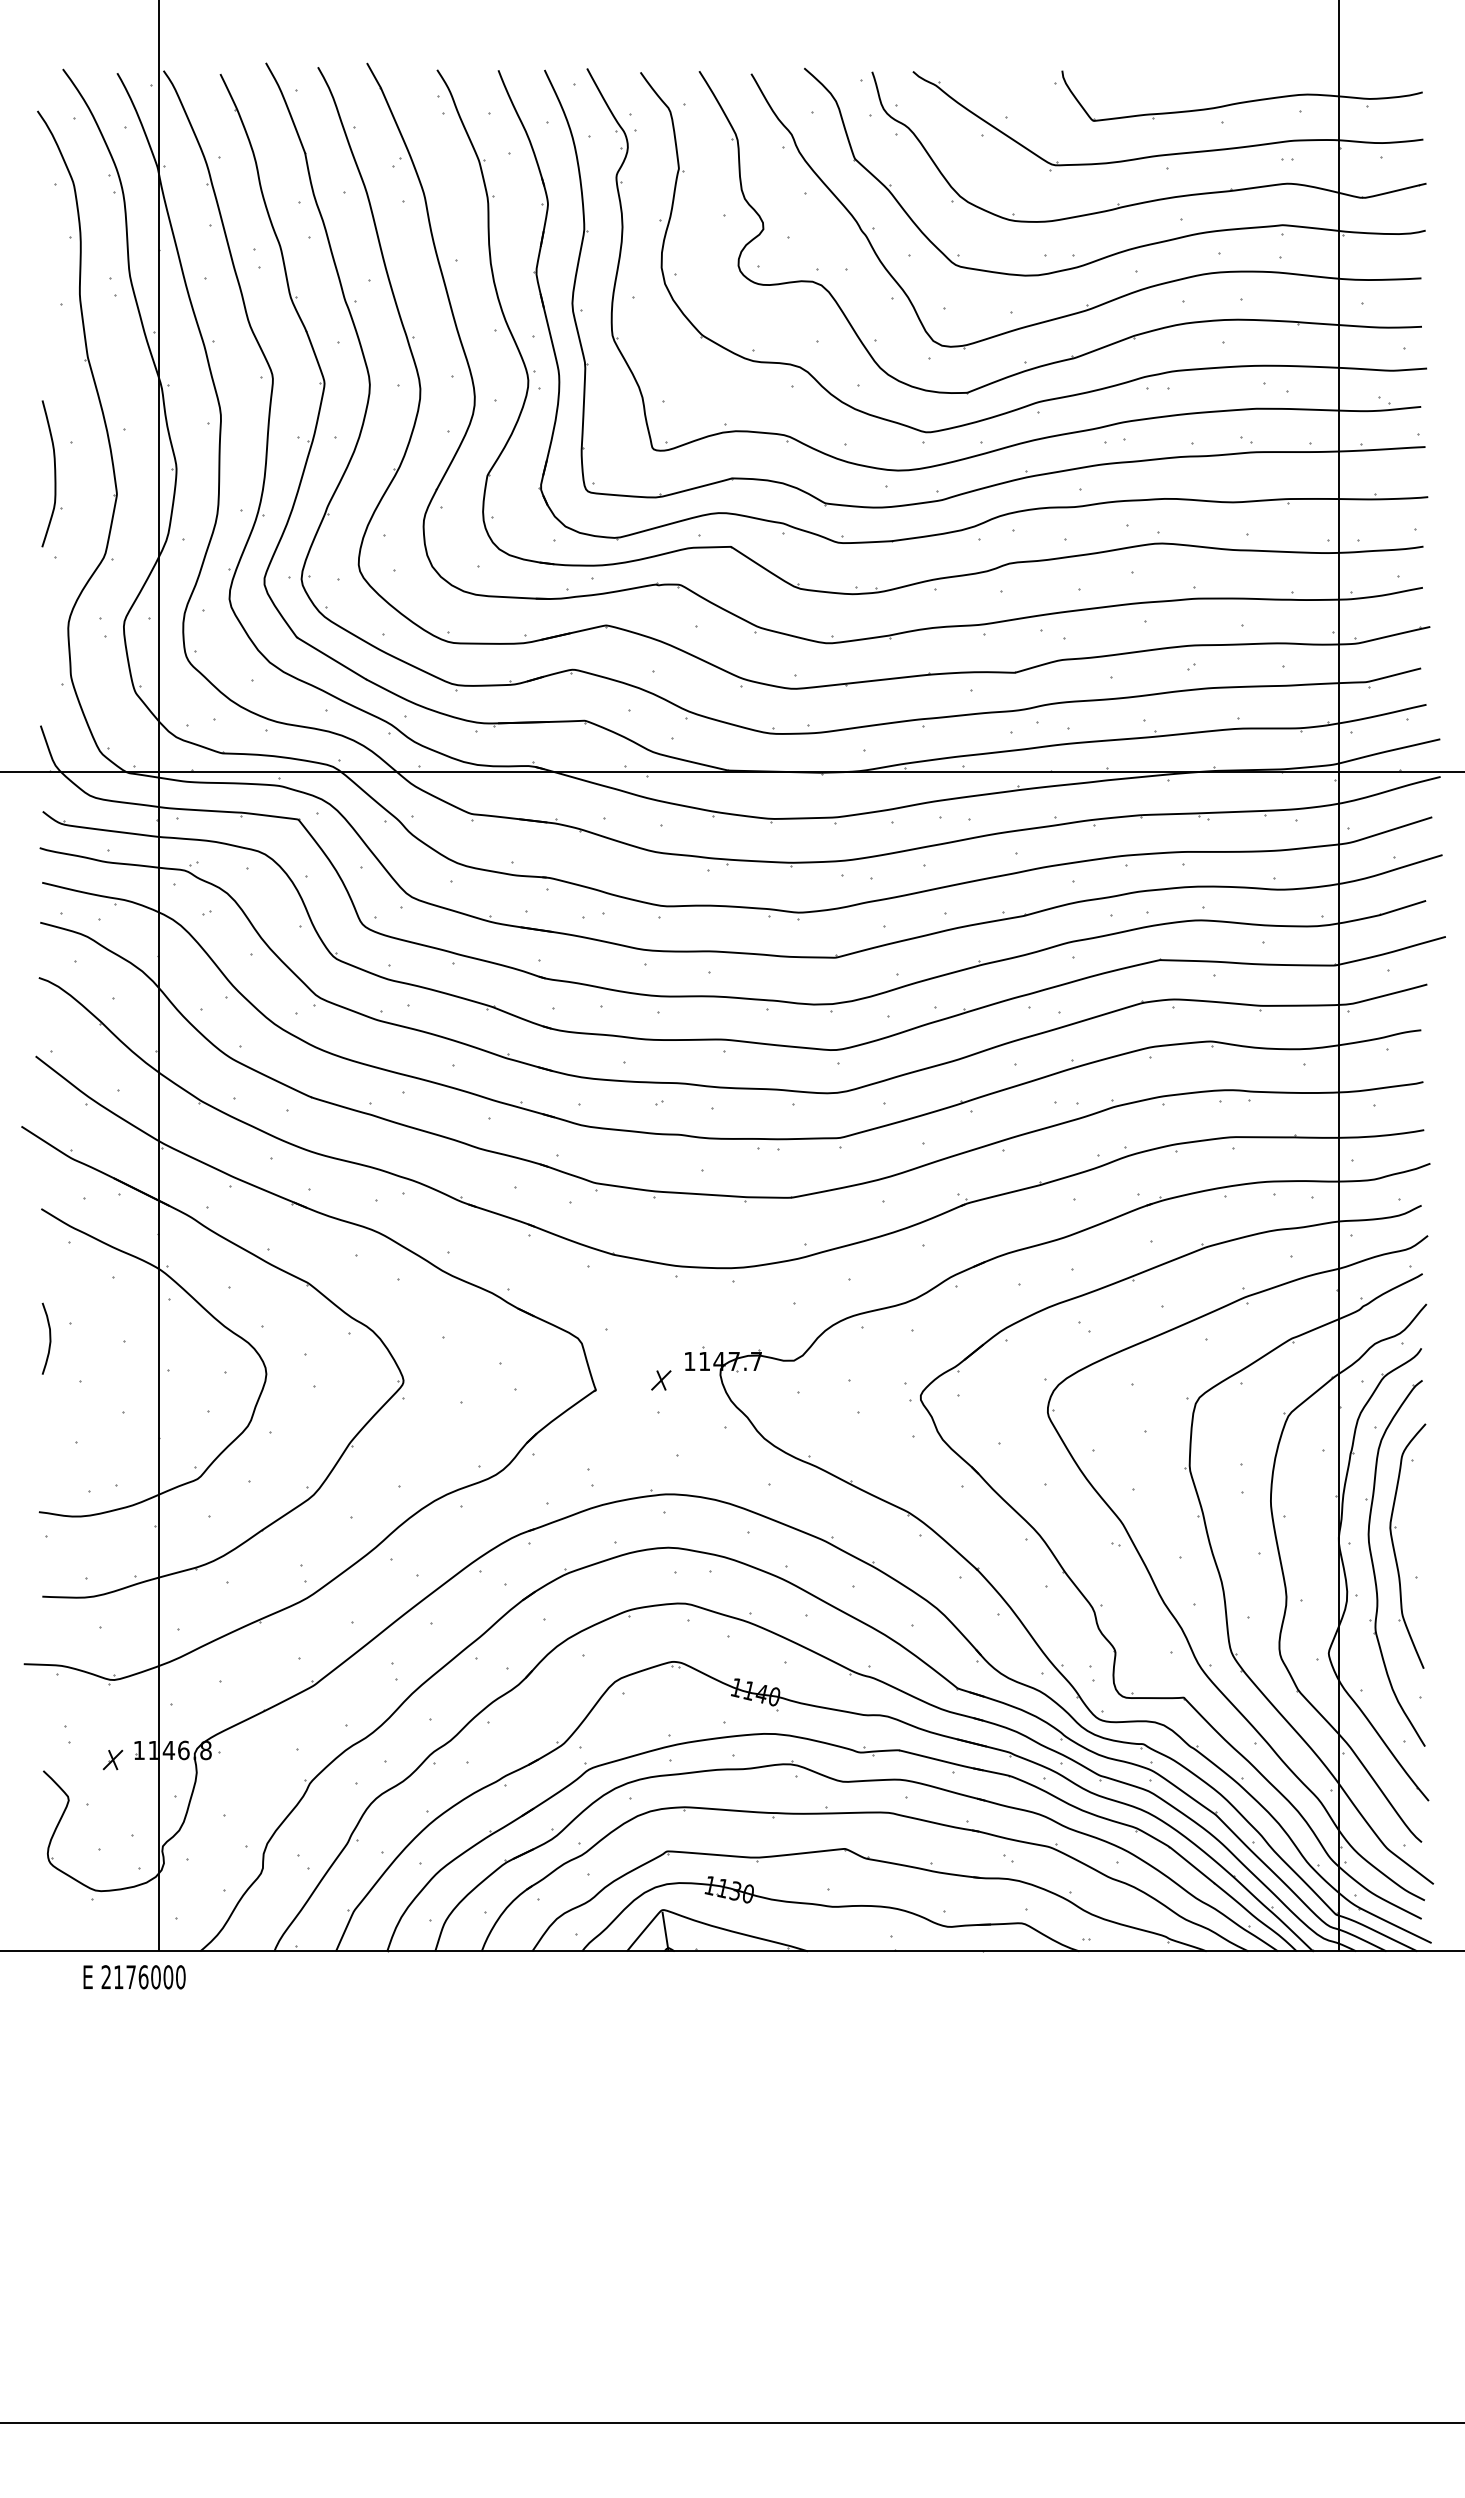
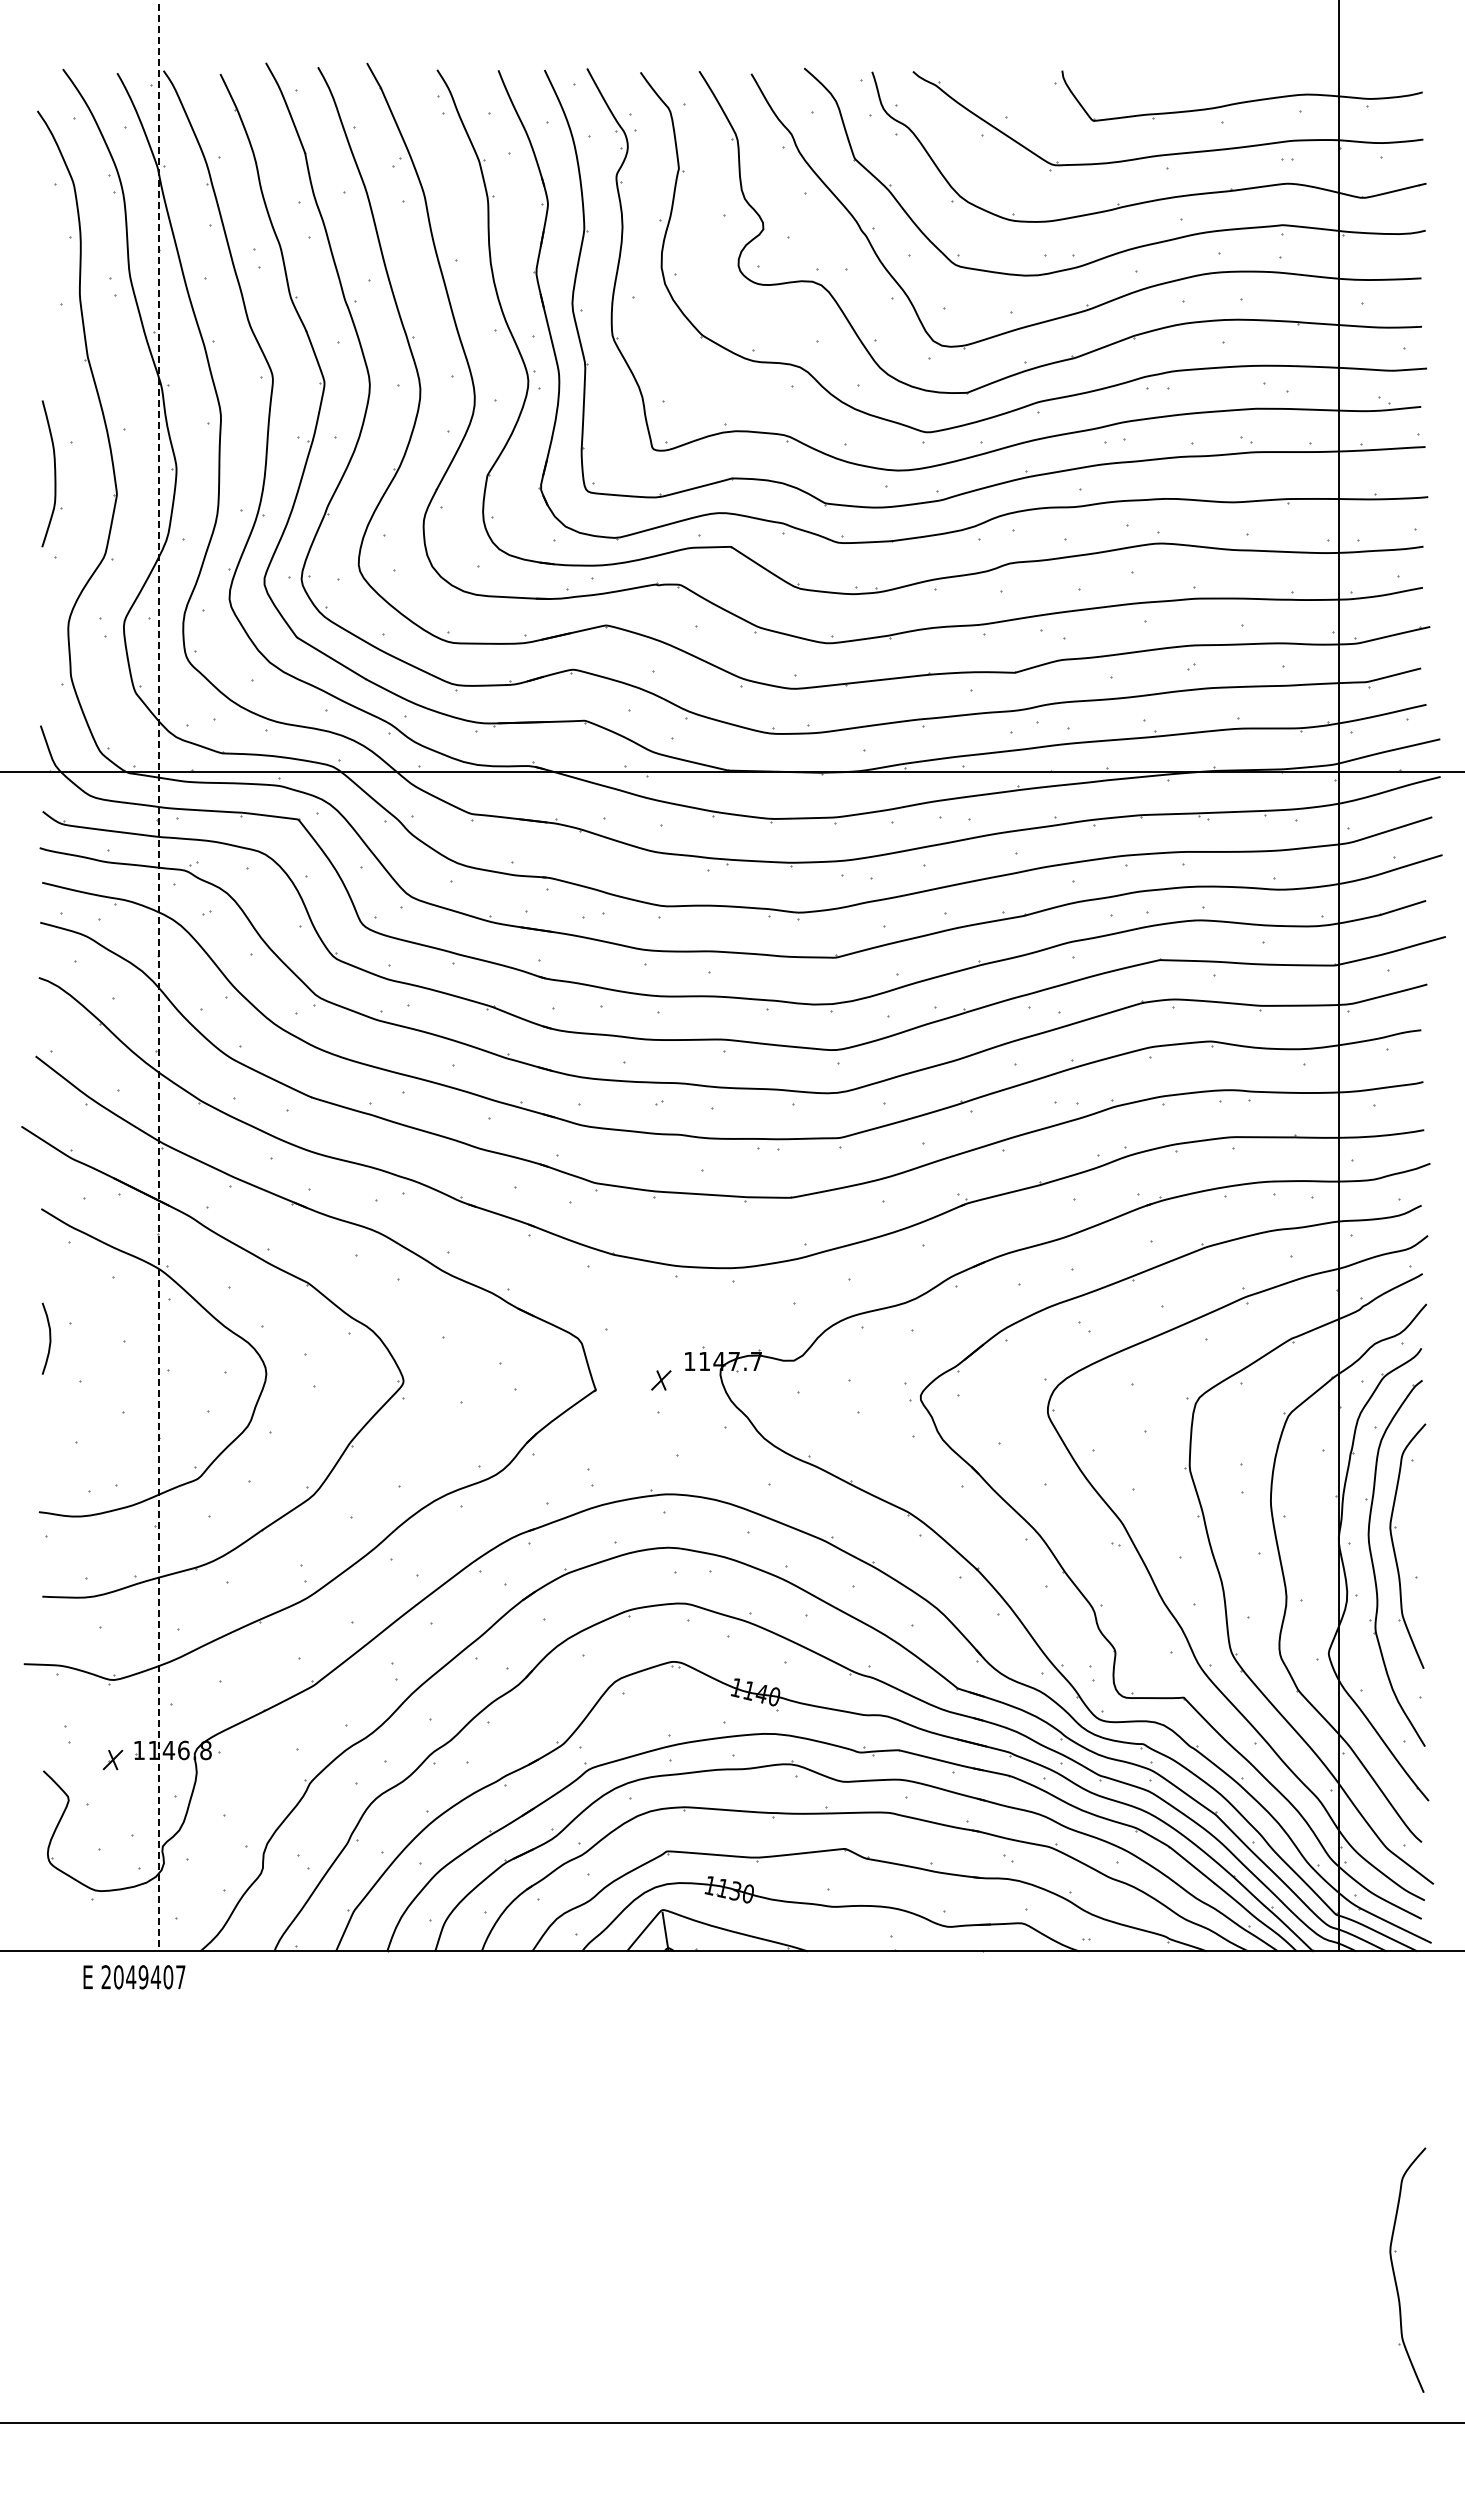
line: solid -> dashed (159, 976)
text: 2176000 -> 2049407 (149, 1977)
part: none -> present (1394, 2270)
